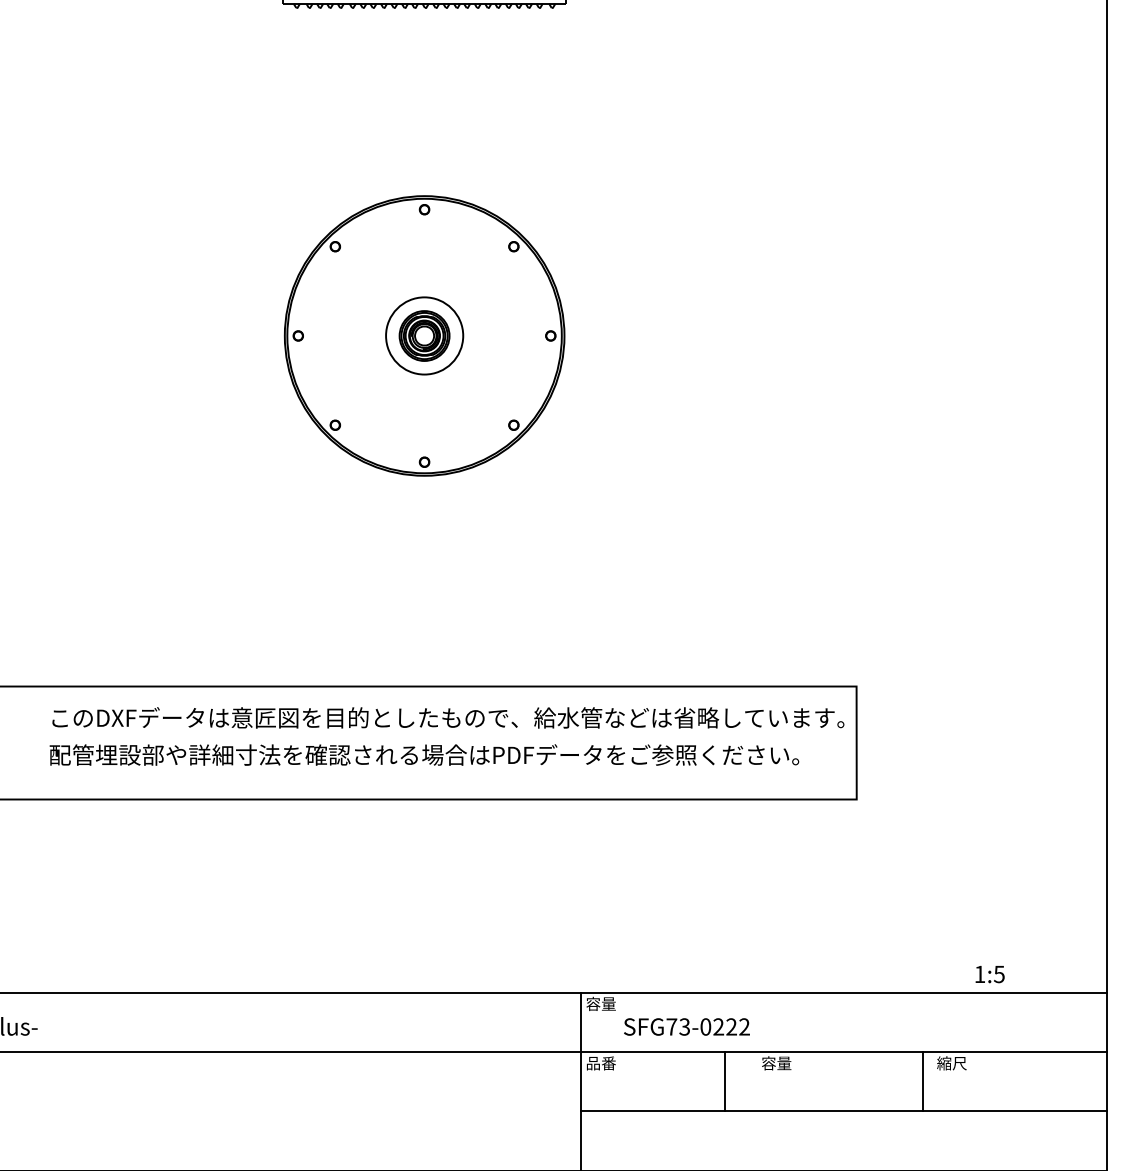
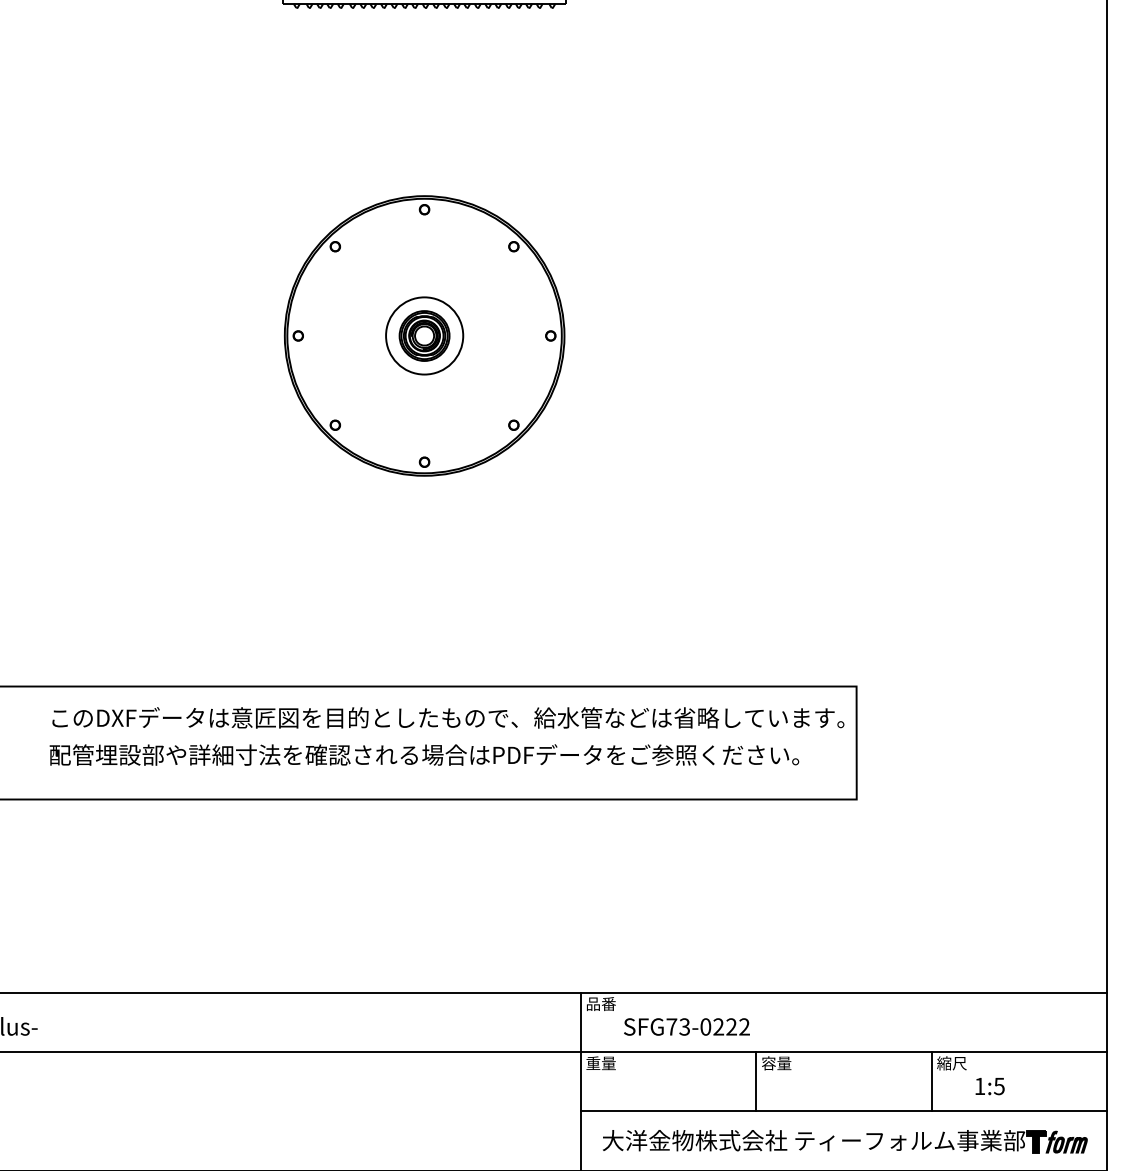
text position: (989, 974) -> (989, 1086) (989, 1086)
text: 容量 -> 品番 (600, 1003)
text: 品番 -> 重量 (600, 1063)
line position: (725, 1081) -> (756, 1081) (756, 1081)
line position: (922, 1081) -> (931, 1081) (931, 1081)
part: none -> present (845, 1141)
